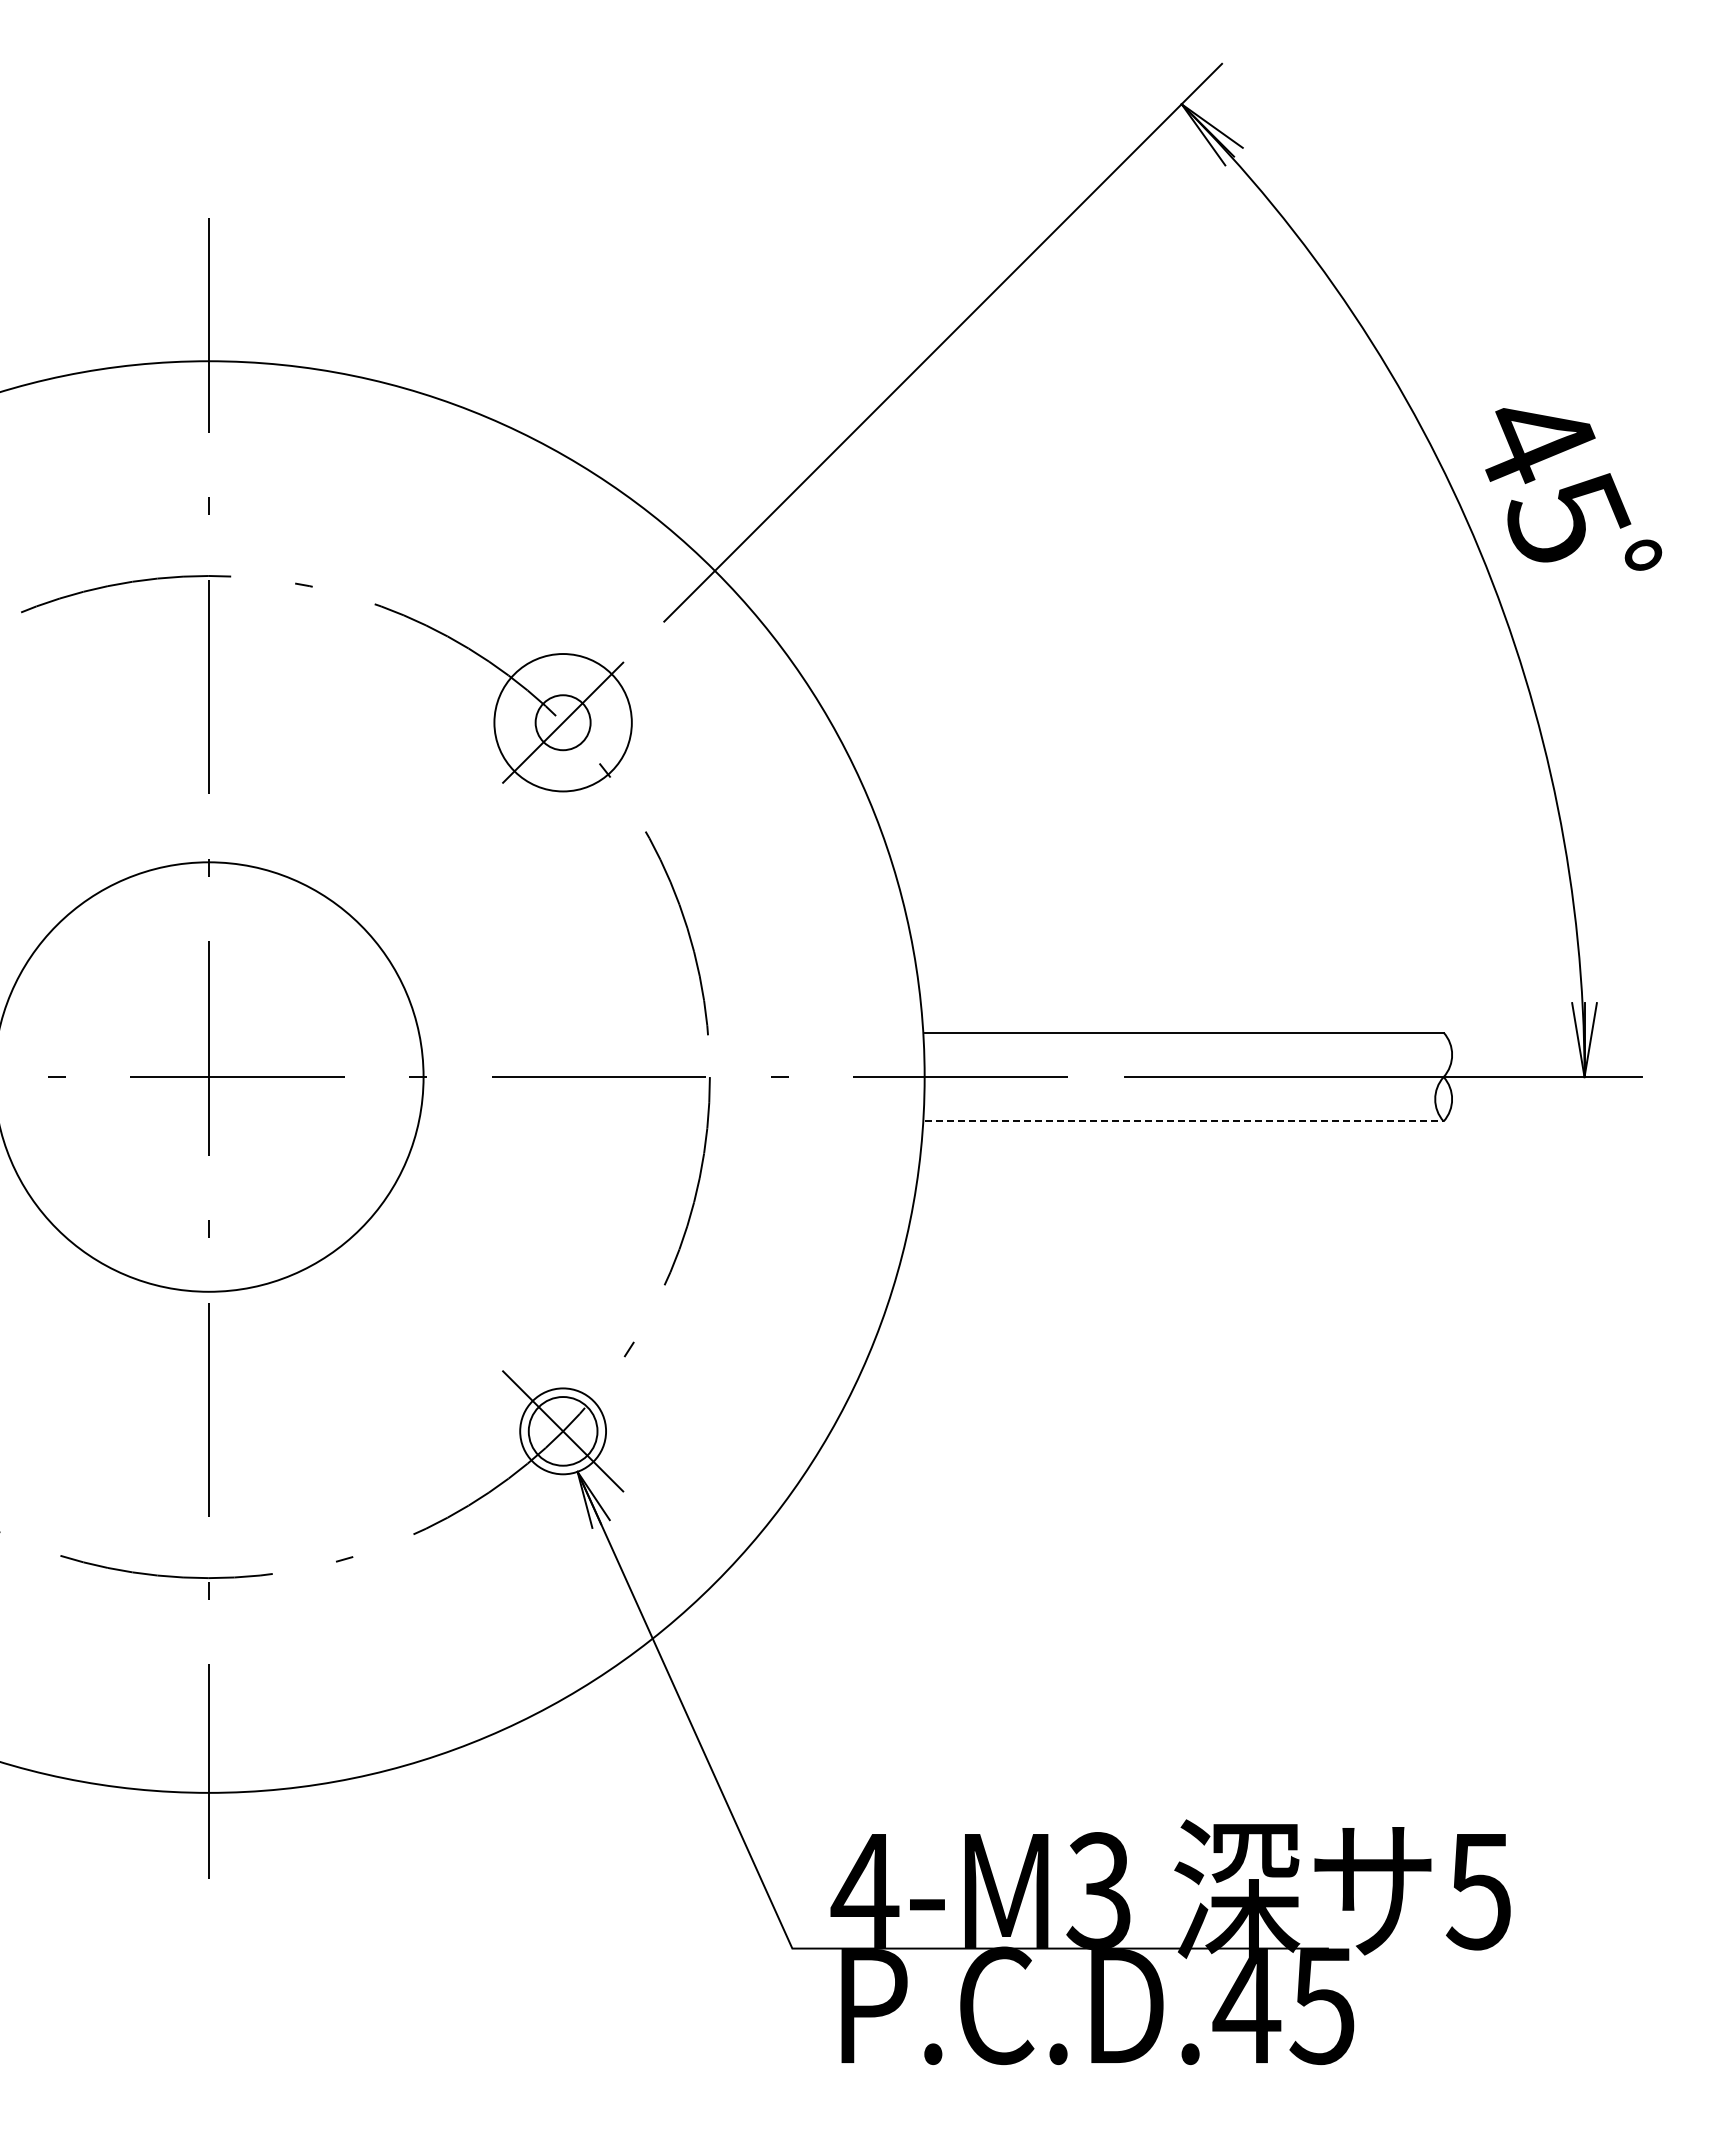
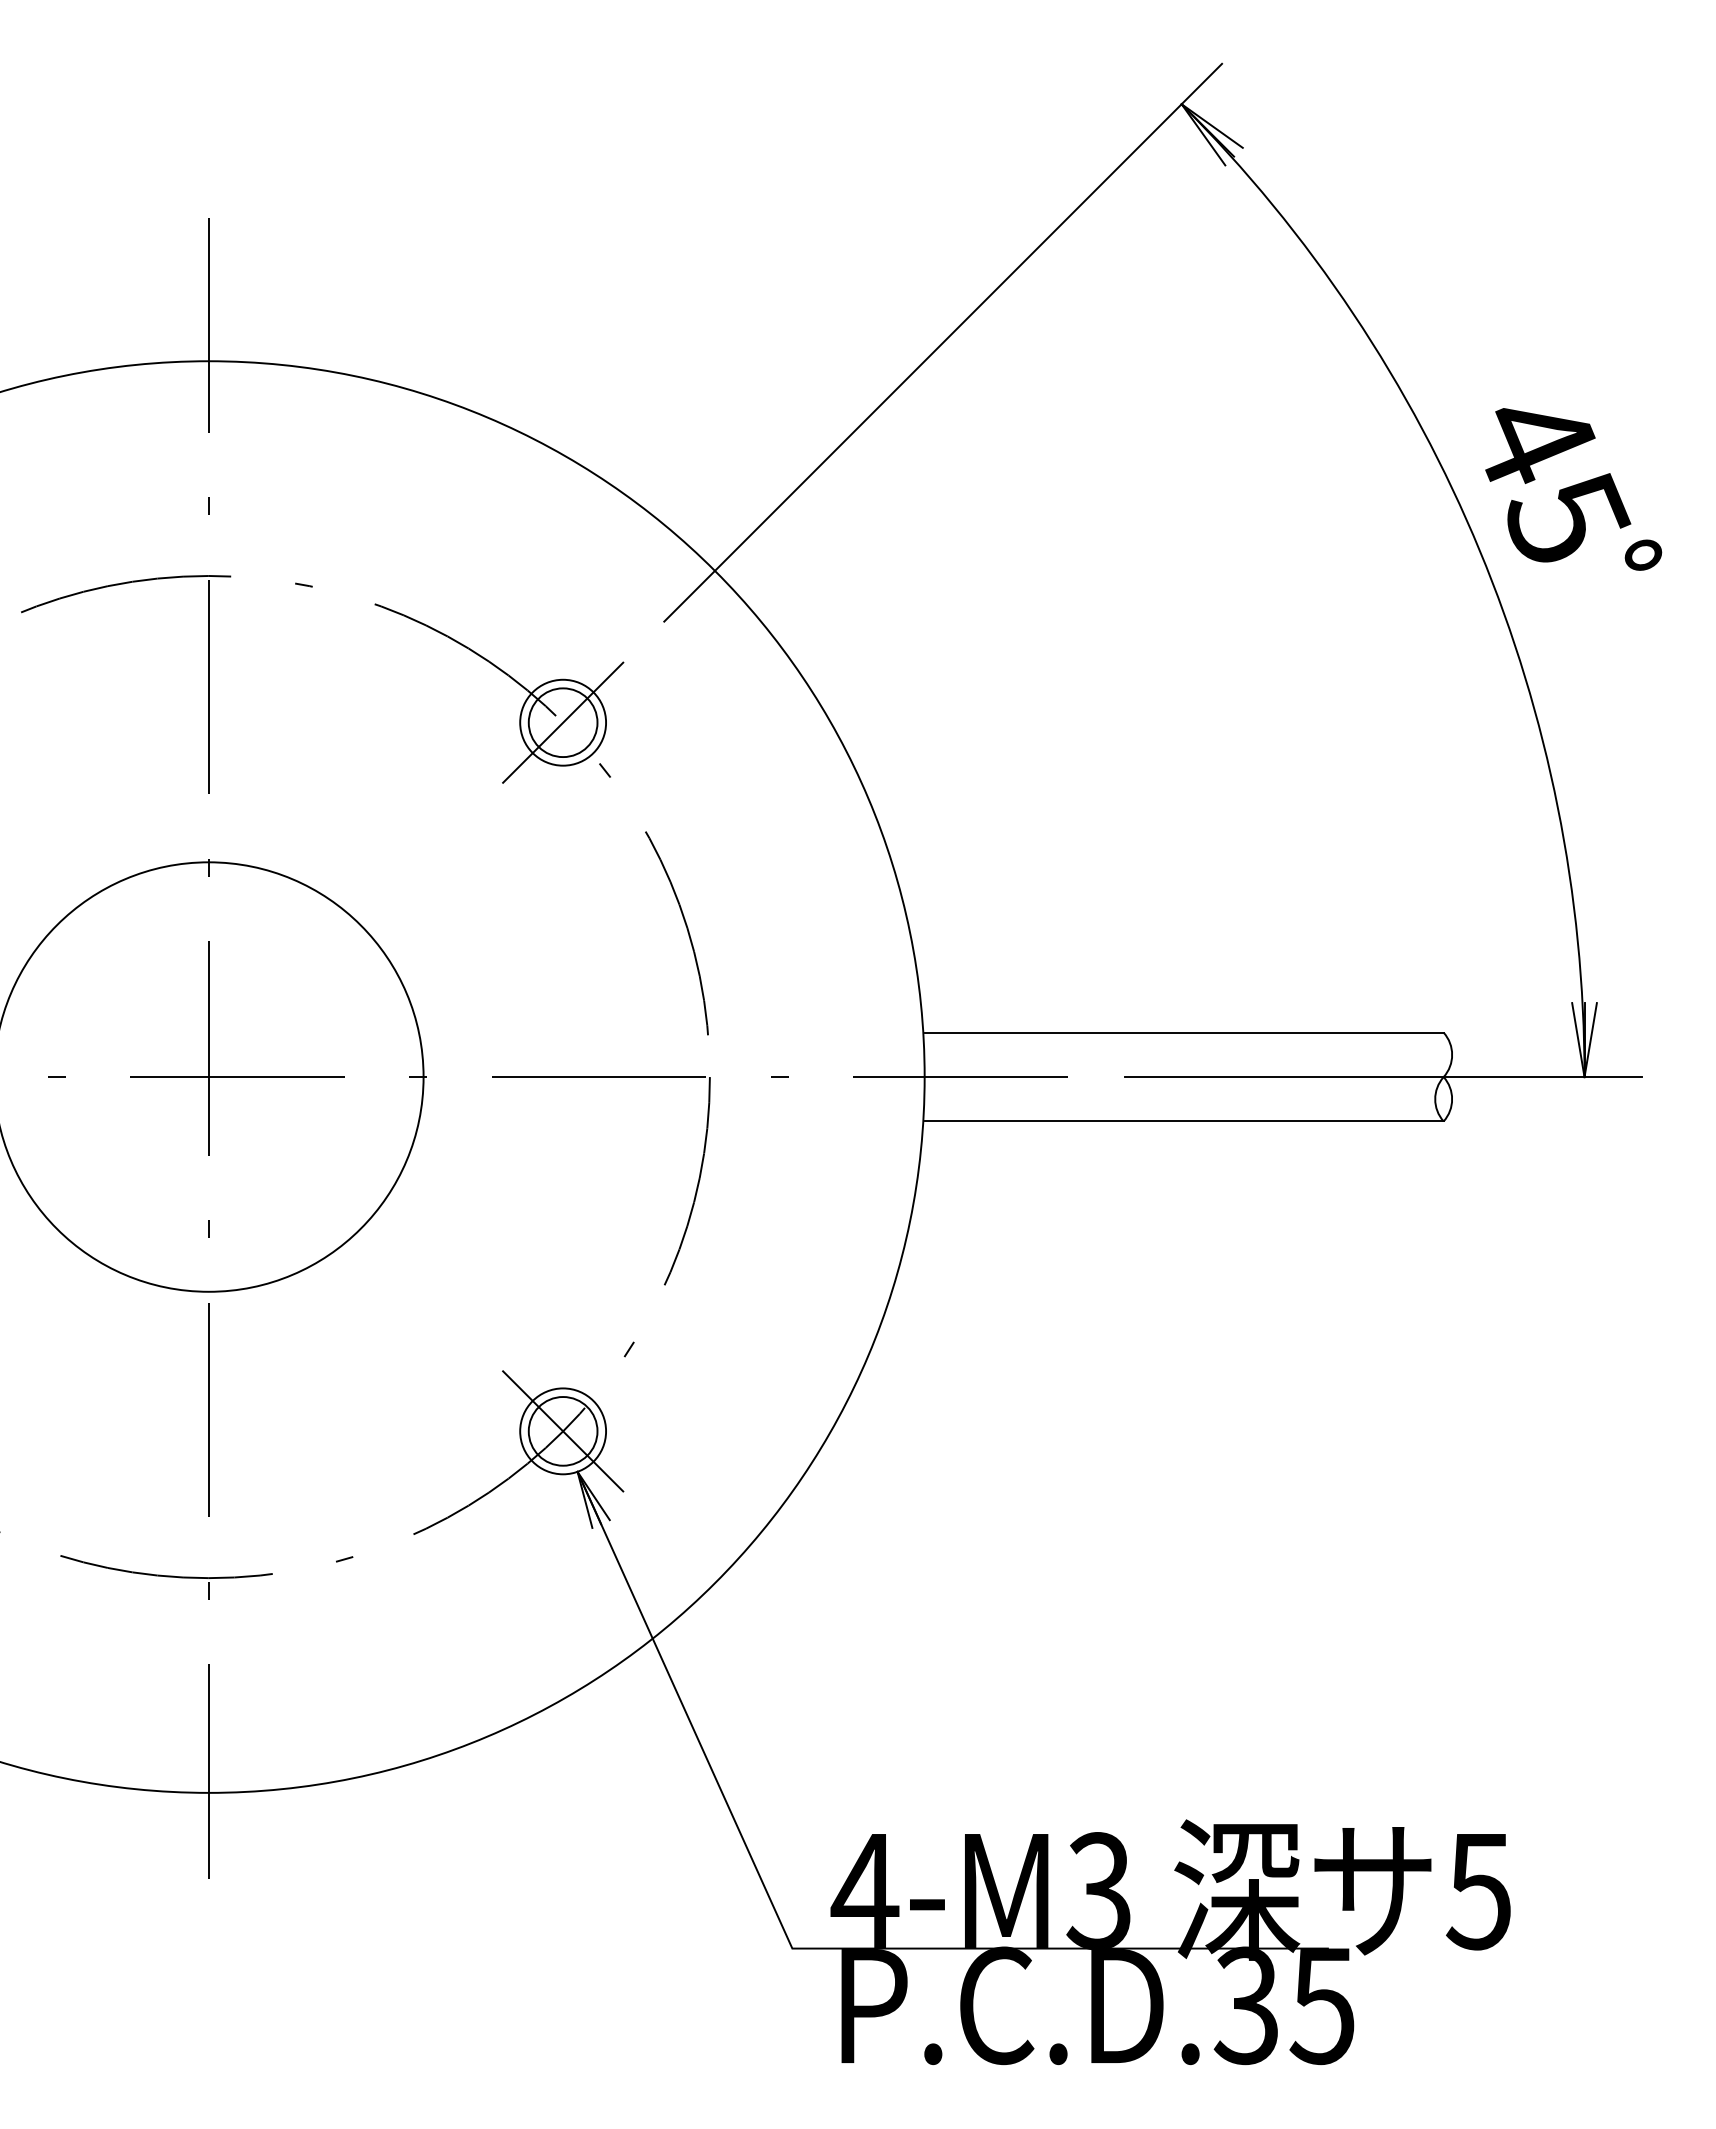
circle diameter: 137 px -> 86 px (563, 722)
circle diameter: 55 px -> 69 px (562, 722)
line: dashed -> solid (1184, 1121)
text: P.C.D.45 -> P.C.D.35 (1246, 2005)
